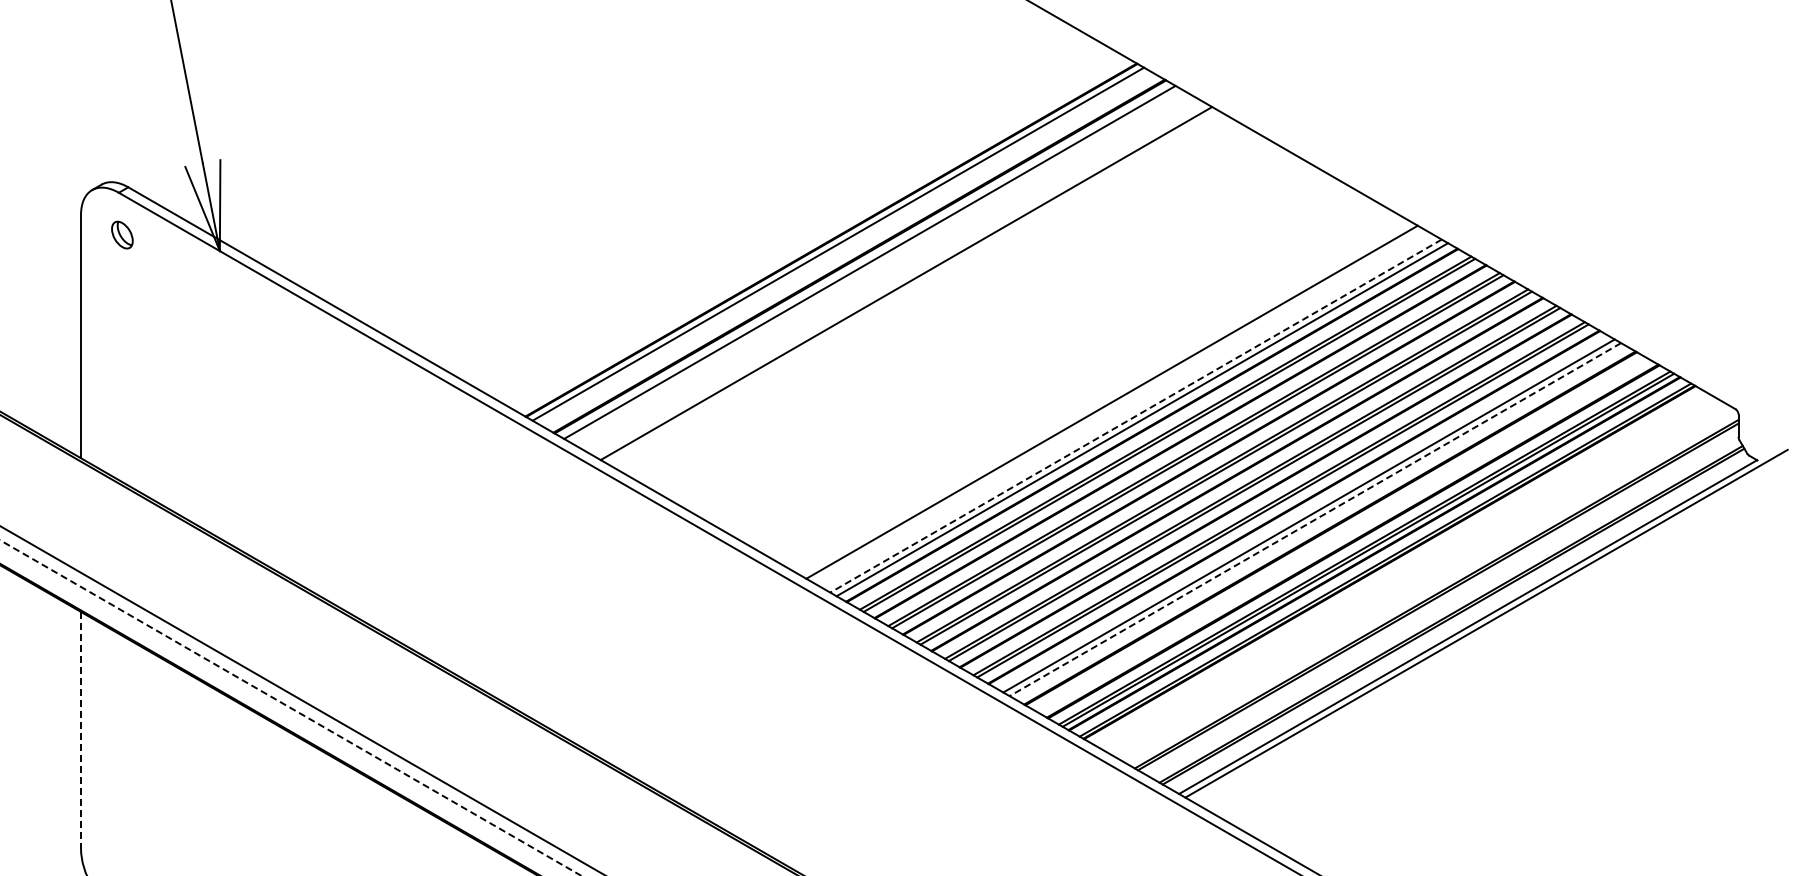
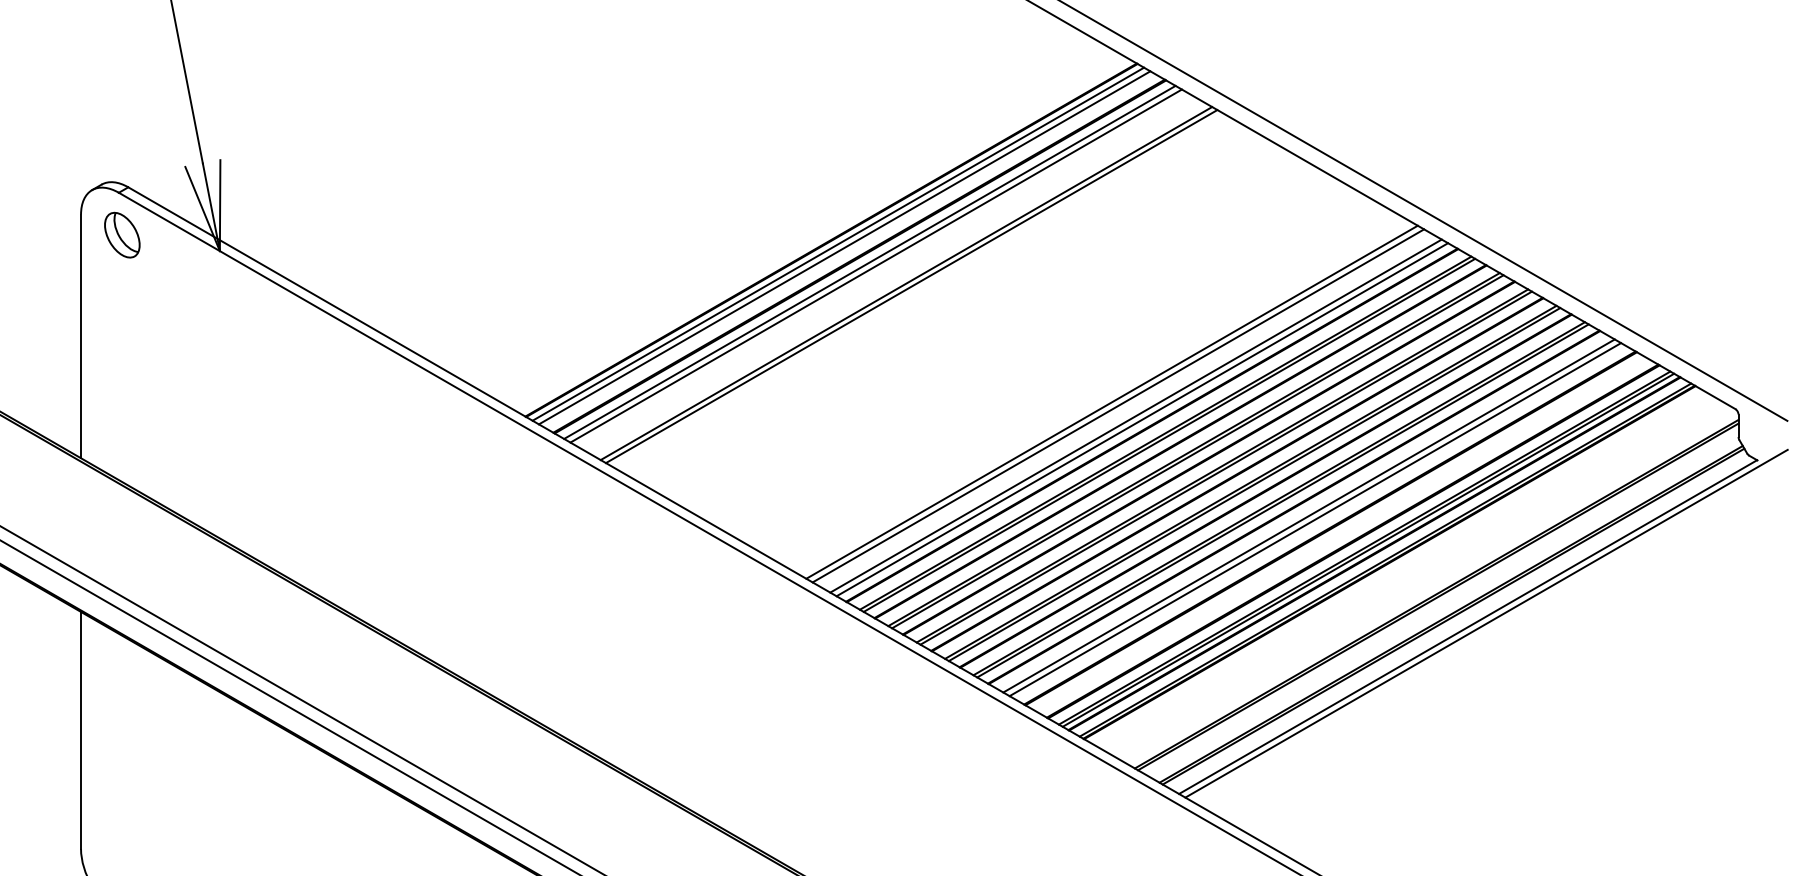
line: none -> present (1424, 211)
part size: 23x30 px -> 37x48 px (122, 234)
line: none -> present (844, 247)
line: none -> present (875, 265)
line: none -> present (911, 286)
line: none -> present (1118, 405)
line: dashed -> solid (1135, 416)
line: dashed -> solid (1314, 519)
line: dashed -> solid (291, 708)
line: dashed -> solid (81, 730)
